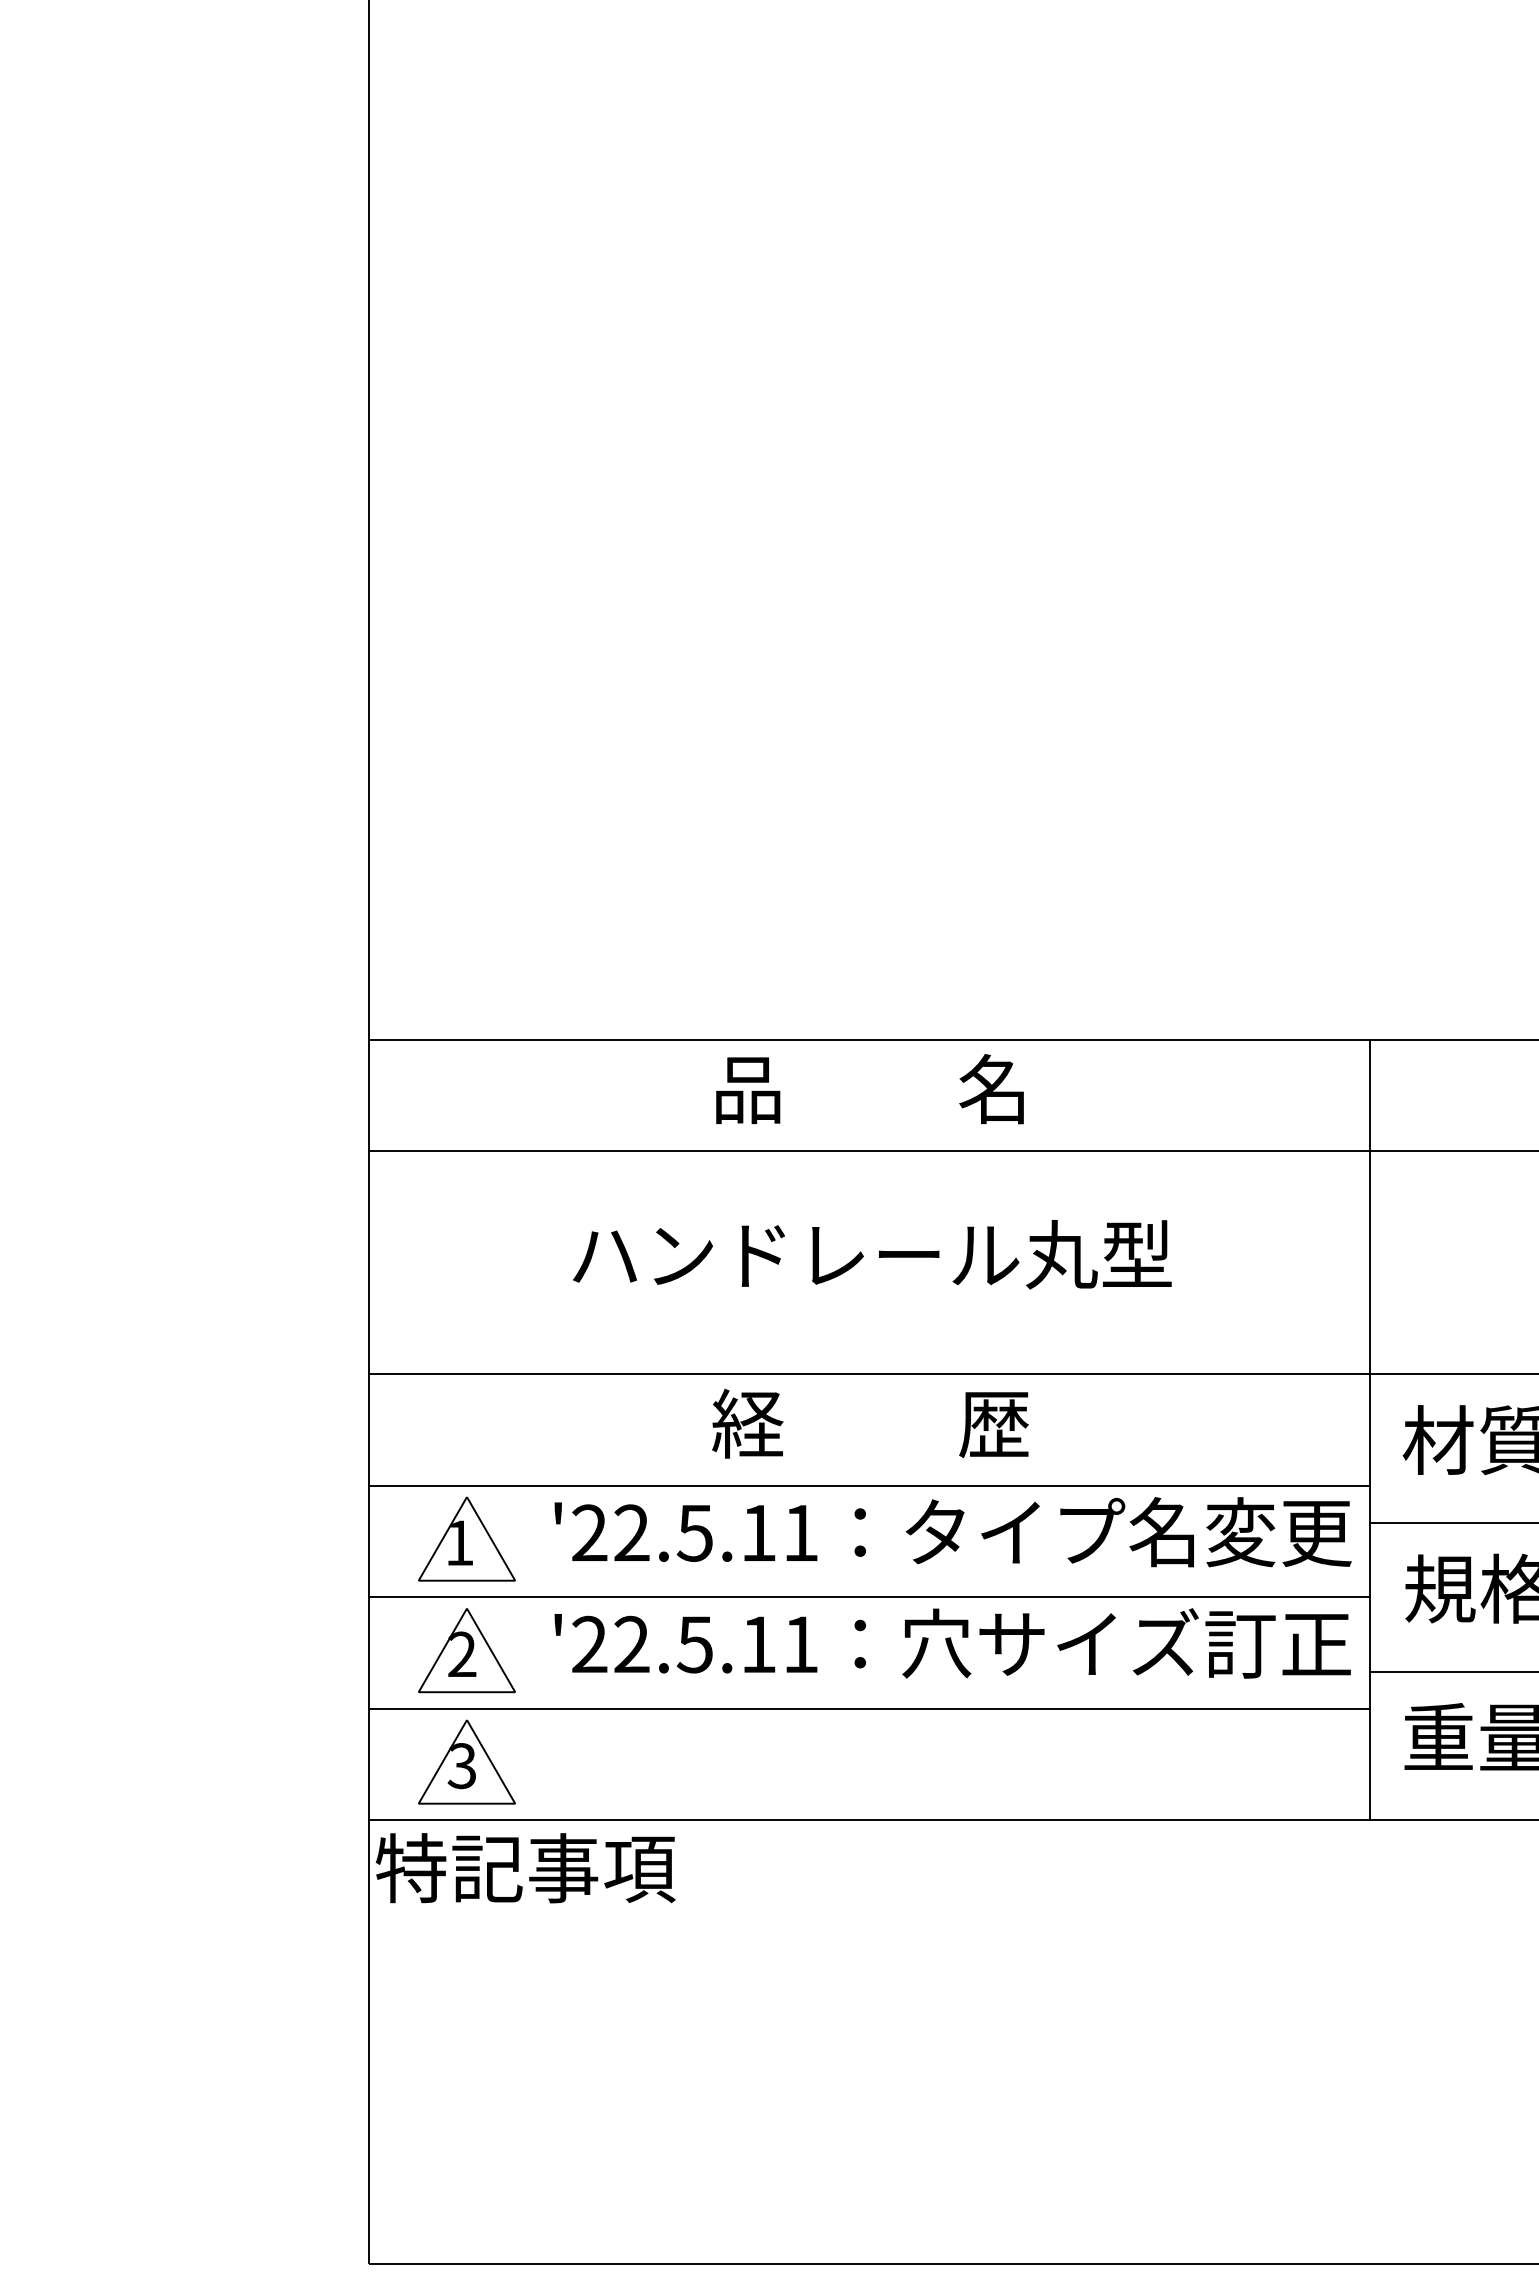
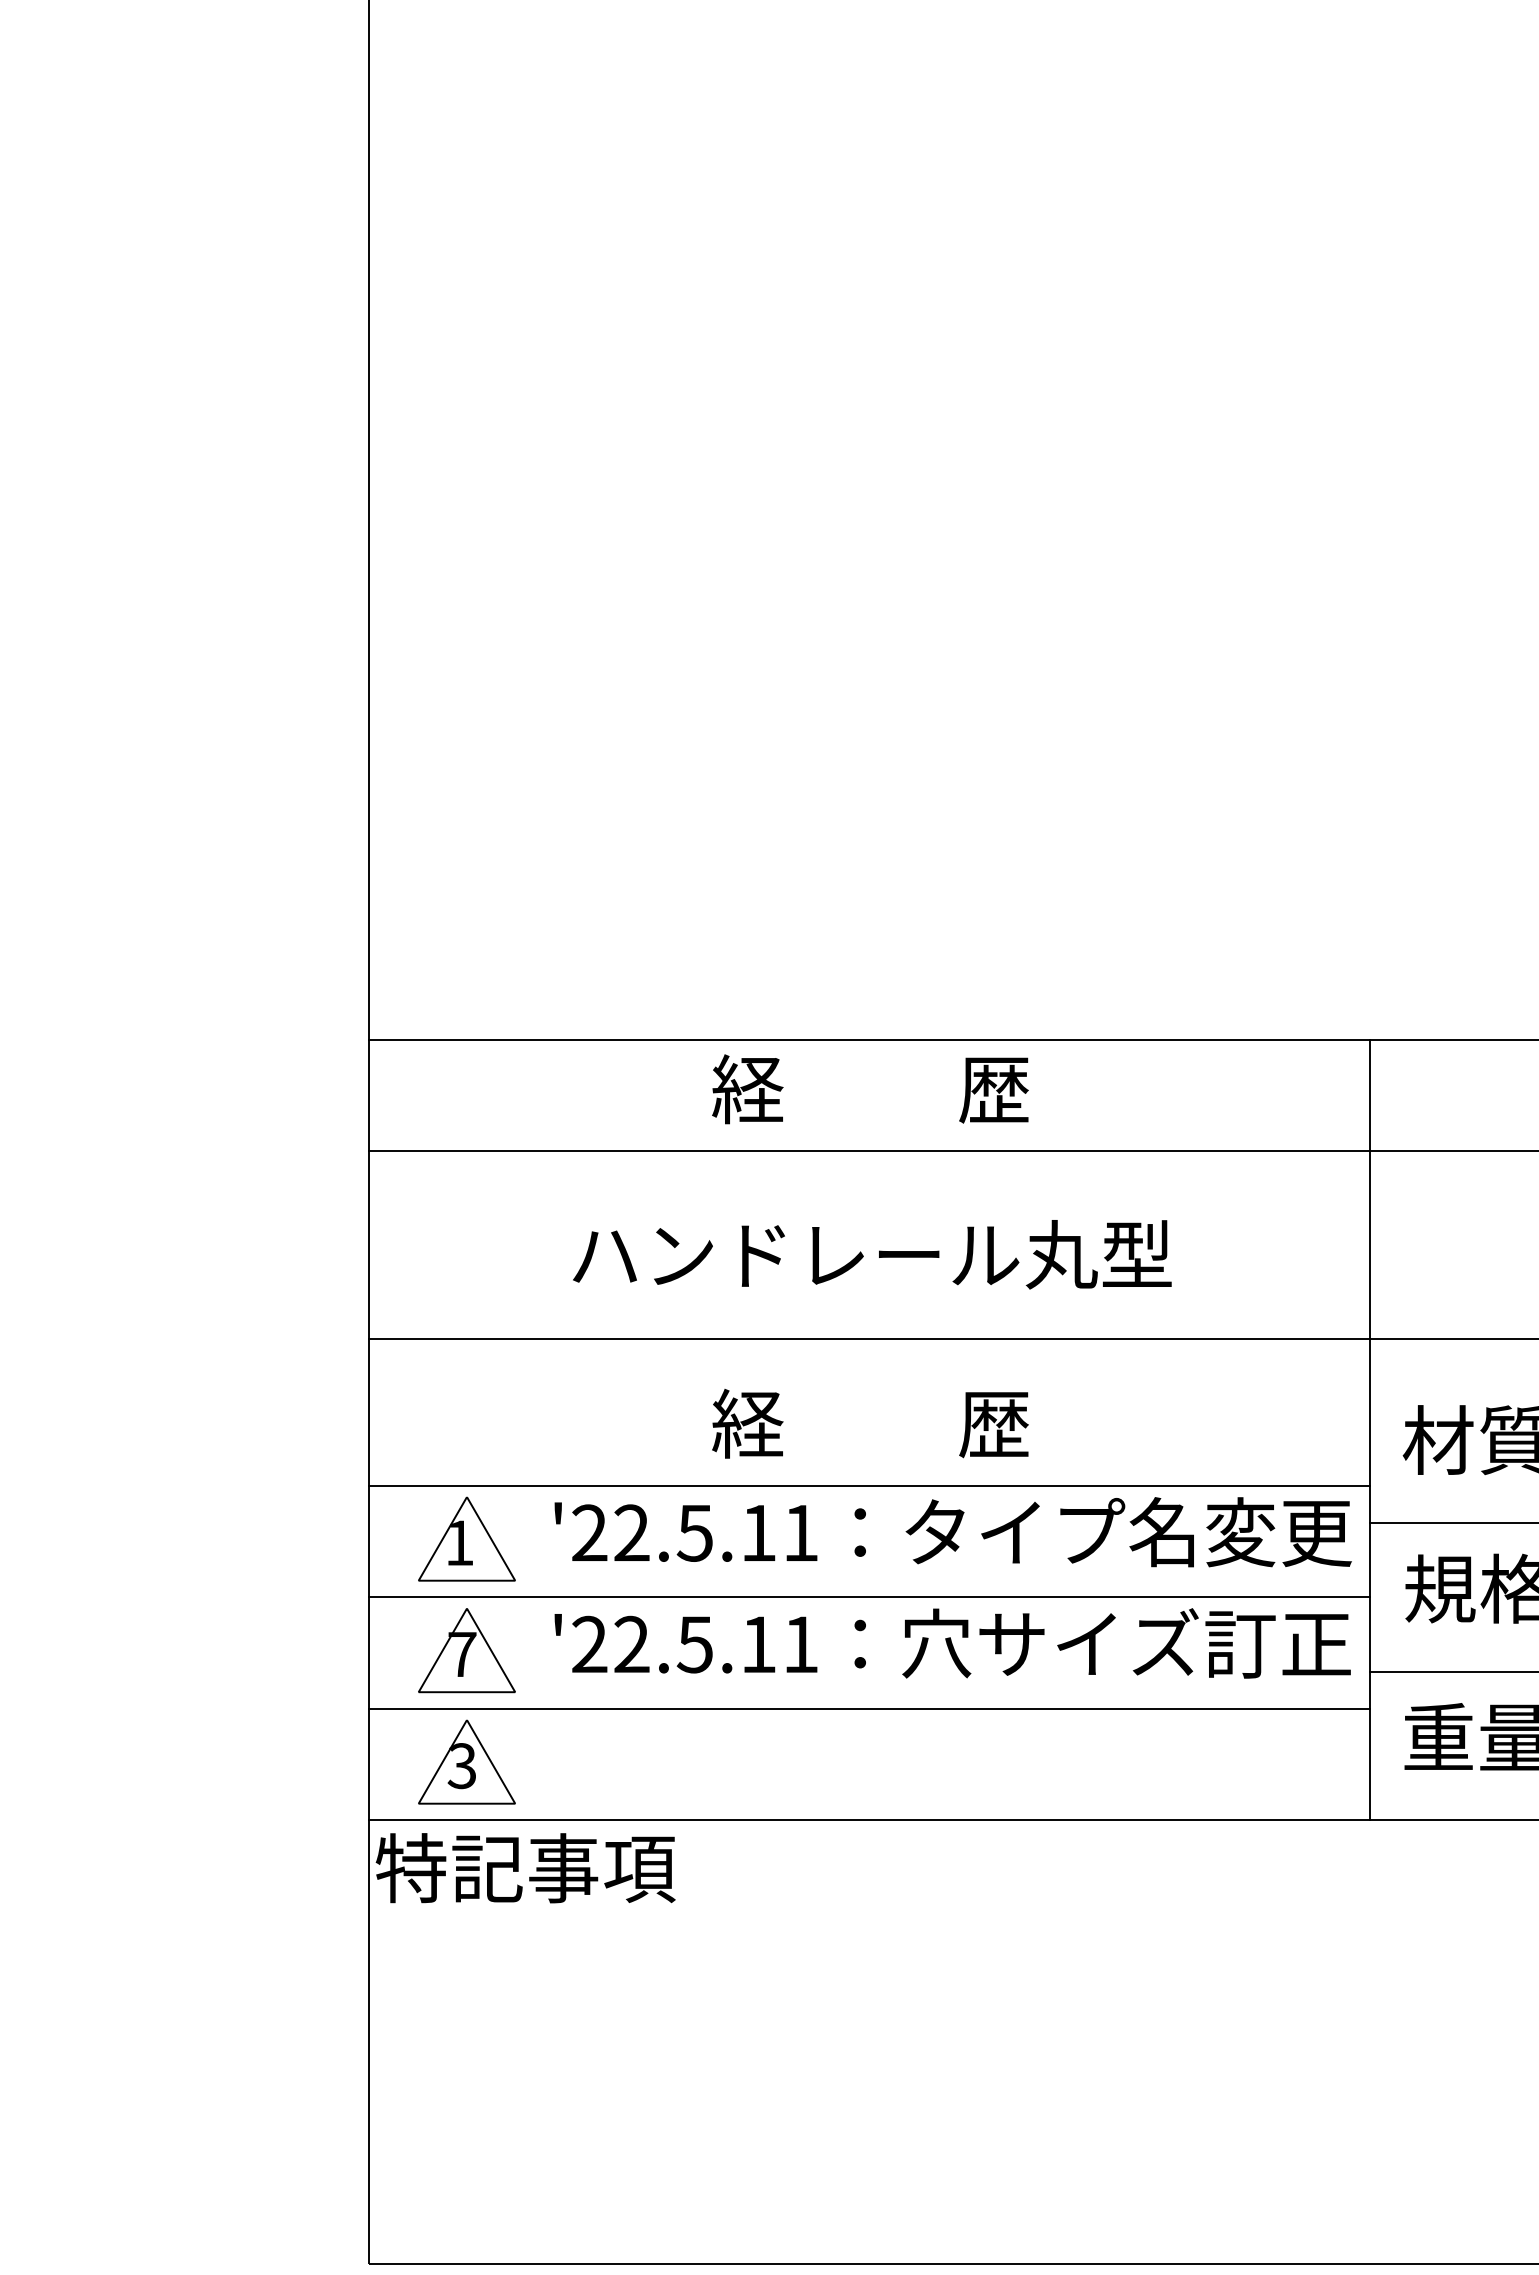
text: 品          名 -> 経          歴 (870, 1089)
line position: (952, 1374) -> (952, 1339) (952, 1339)
text: 2 -> 7 (462, 1653)
